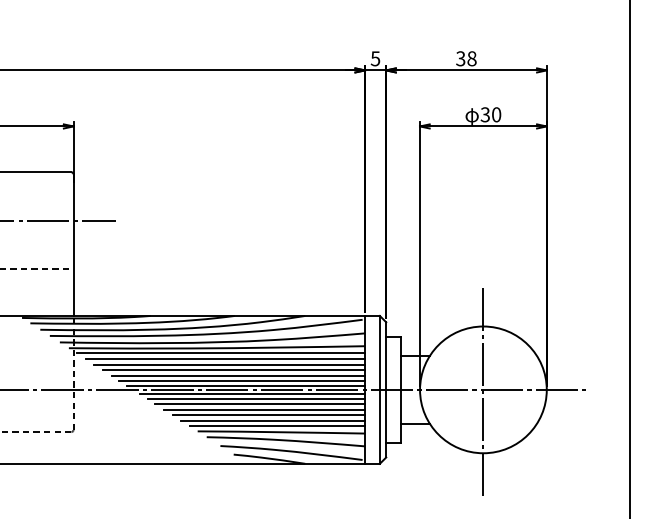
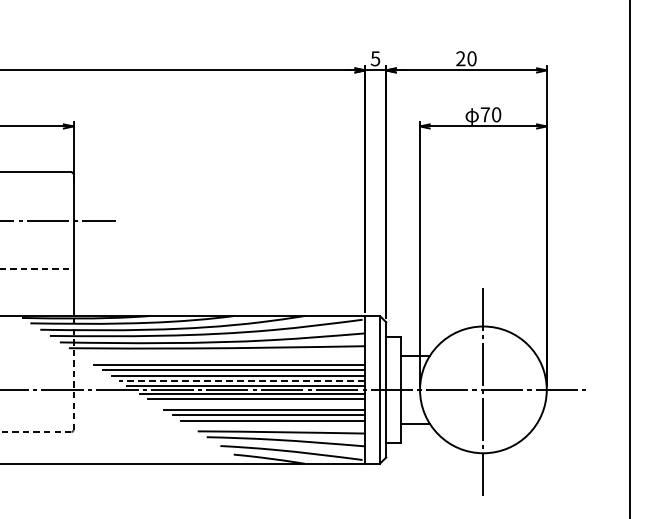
text: 38 -> 20 (466, 58)
text: 30 -> 70 (484, 114)
line: present -> none (221, 353)
line: present -> none (225, 359)
line: solid -> dashed (242, 380)
line: present -> none (260, 404)
line: present -> none (277, 426)
